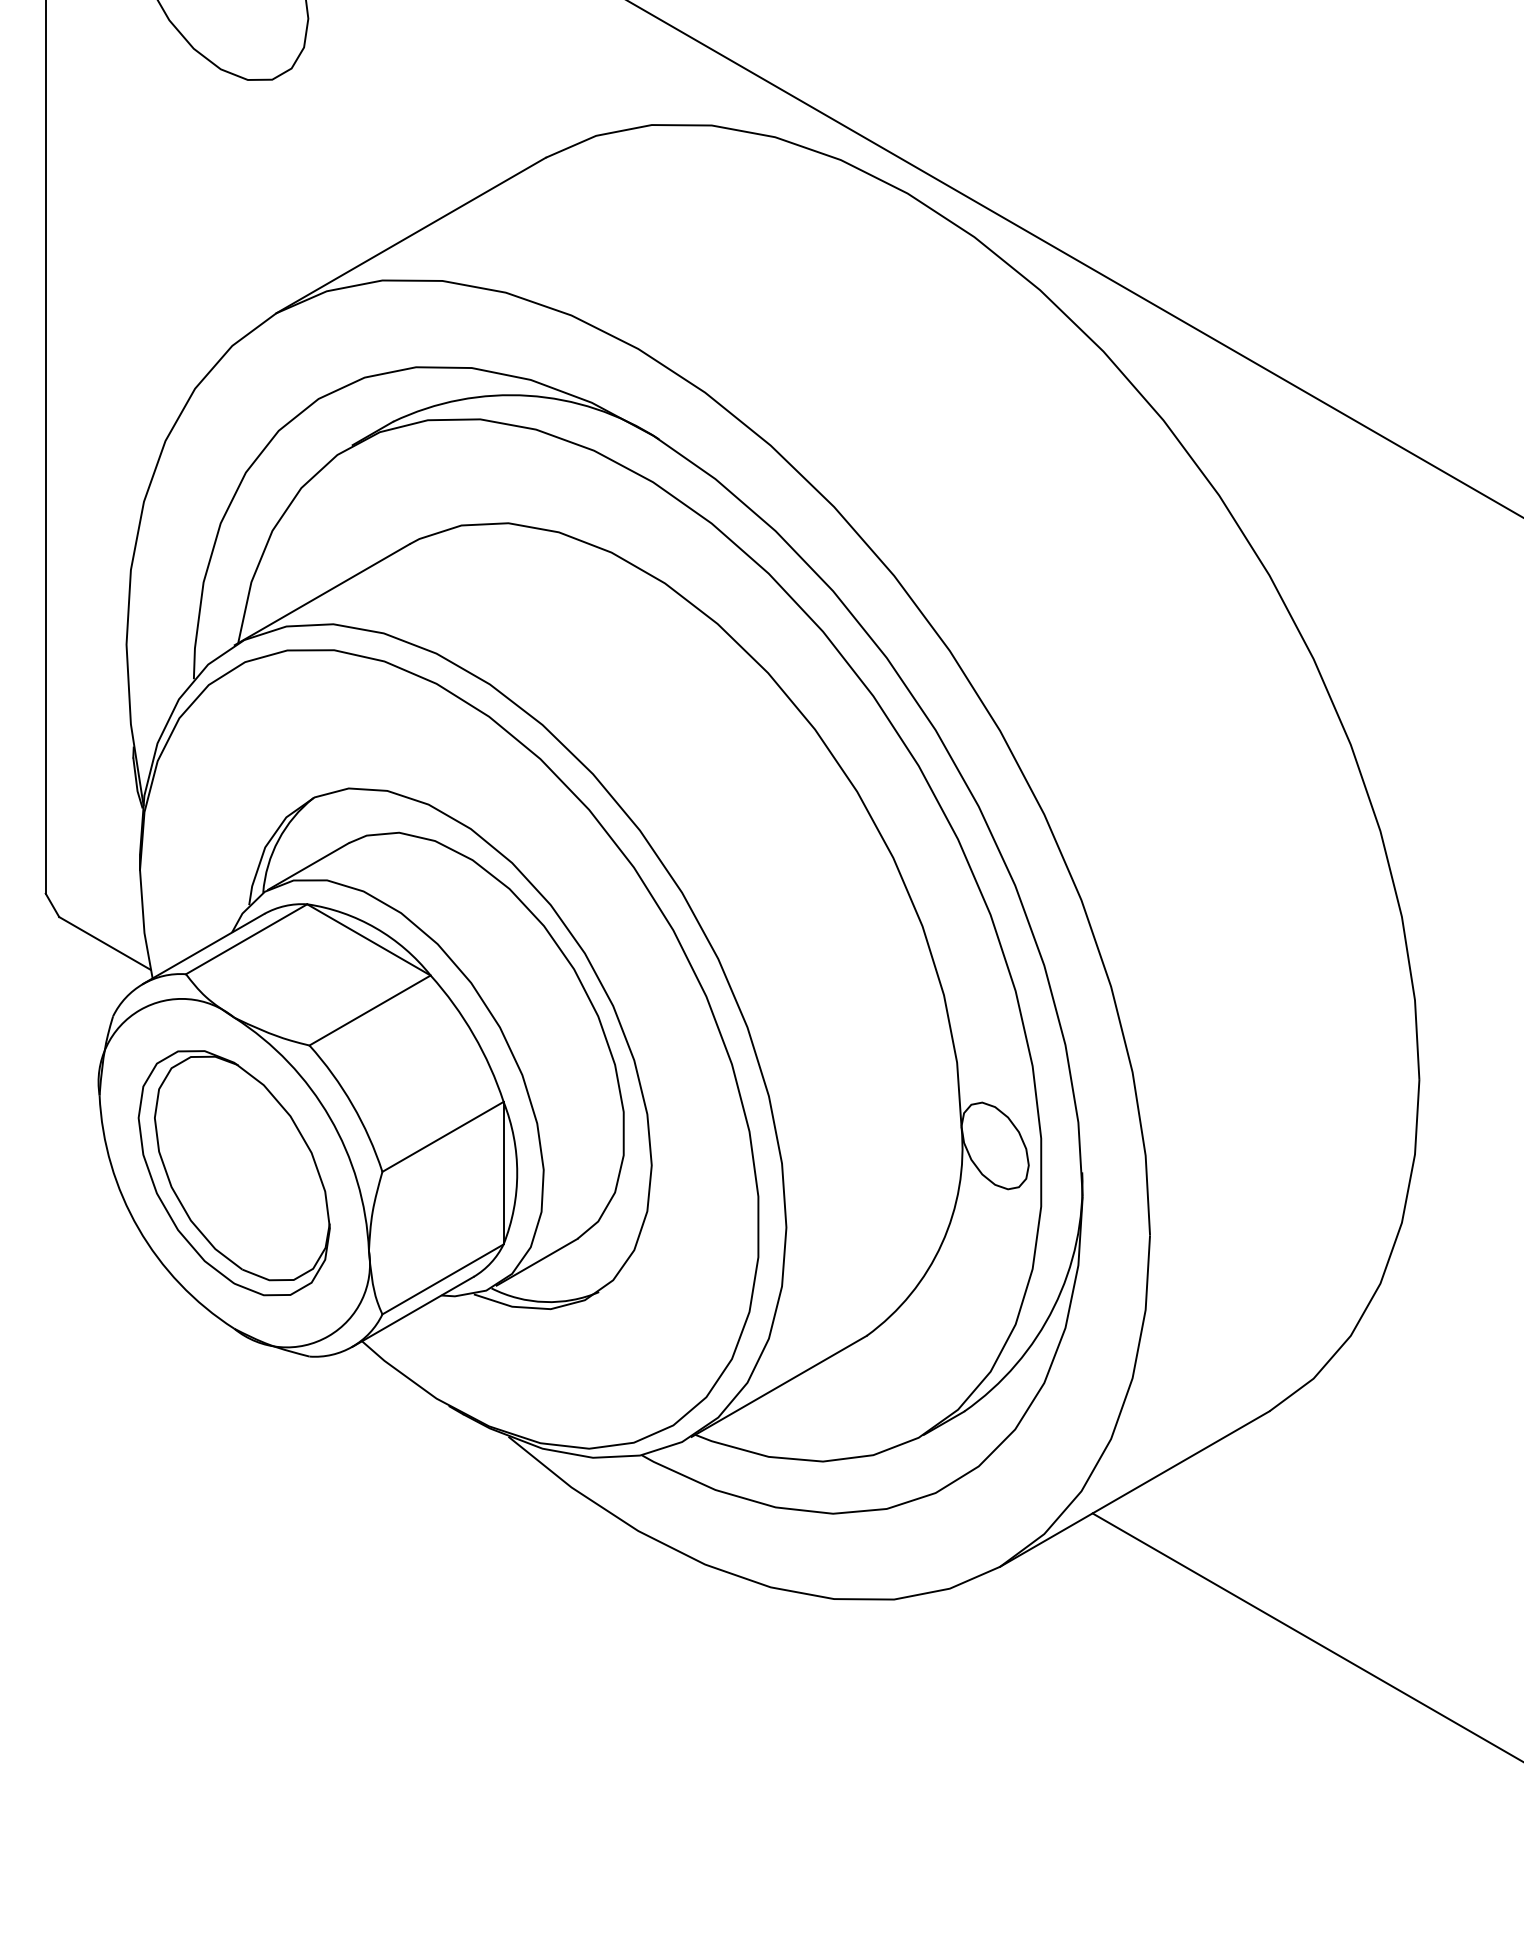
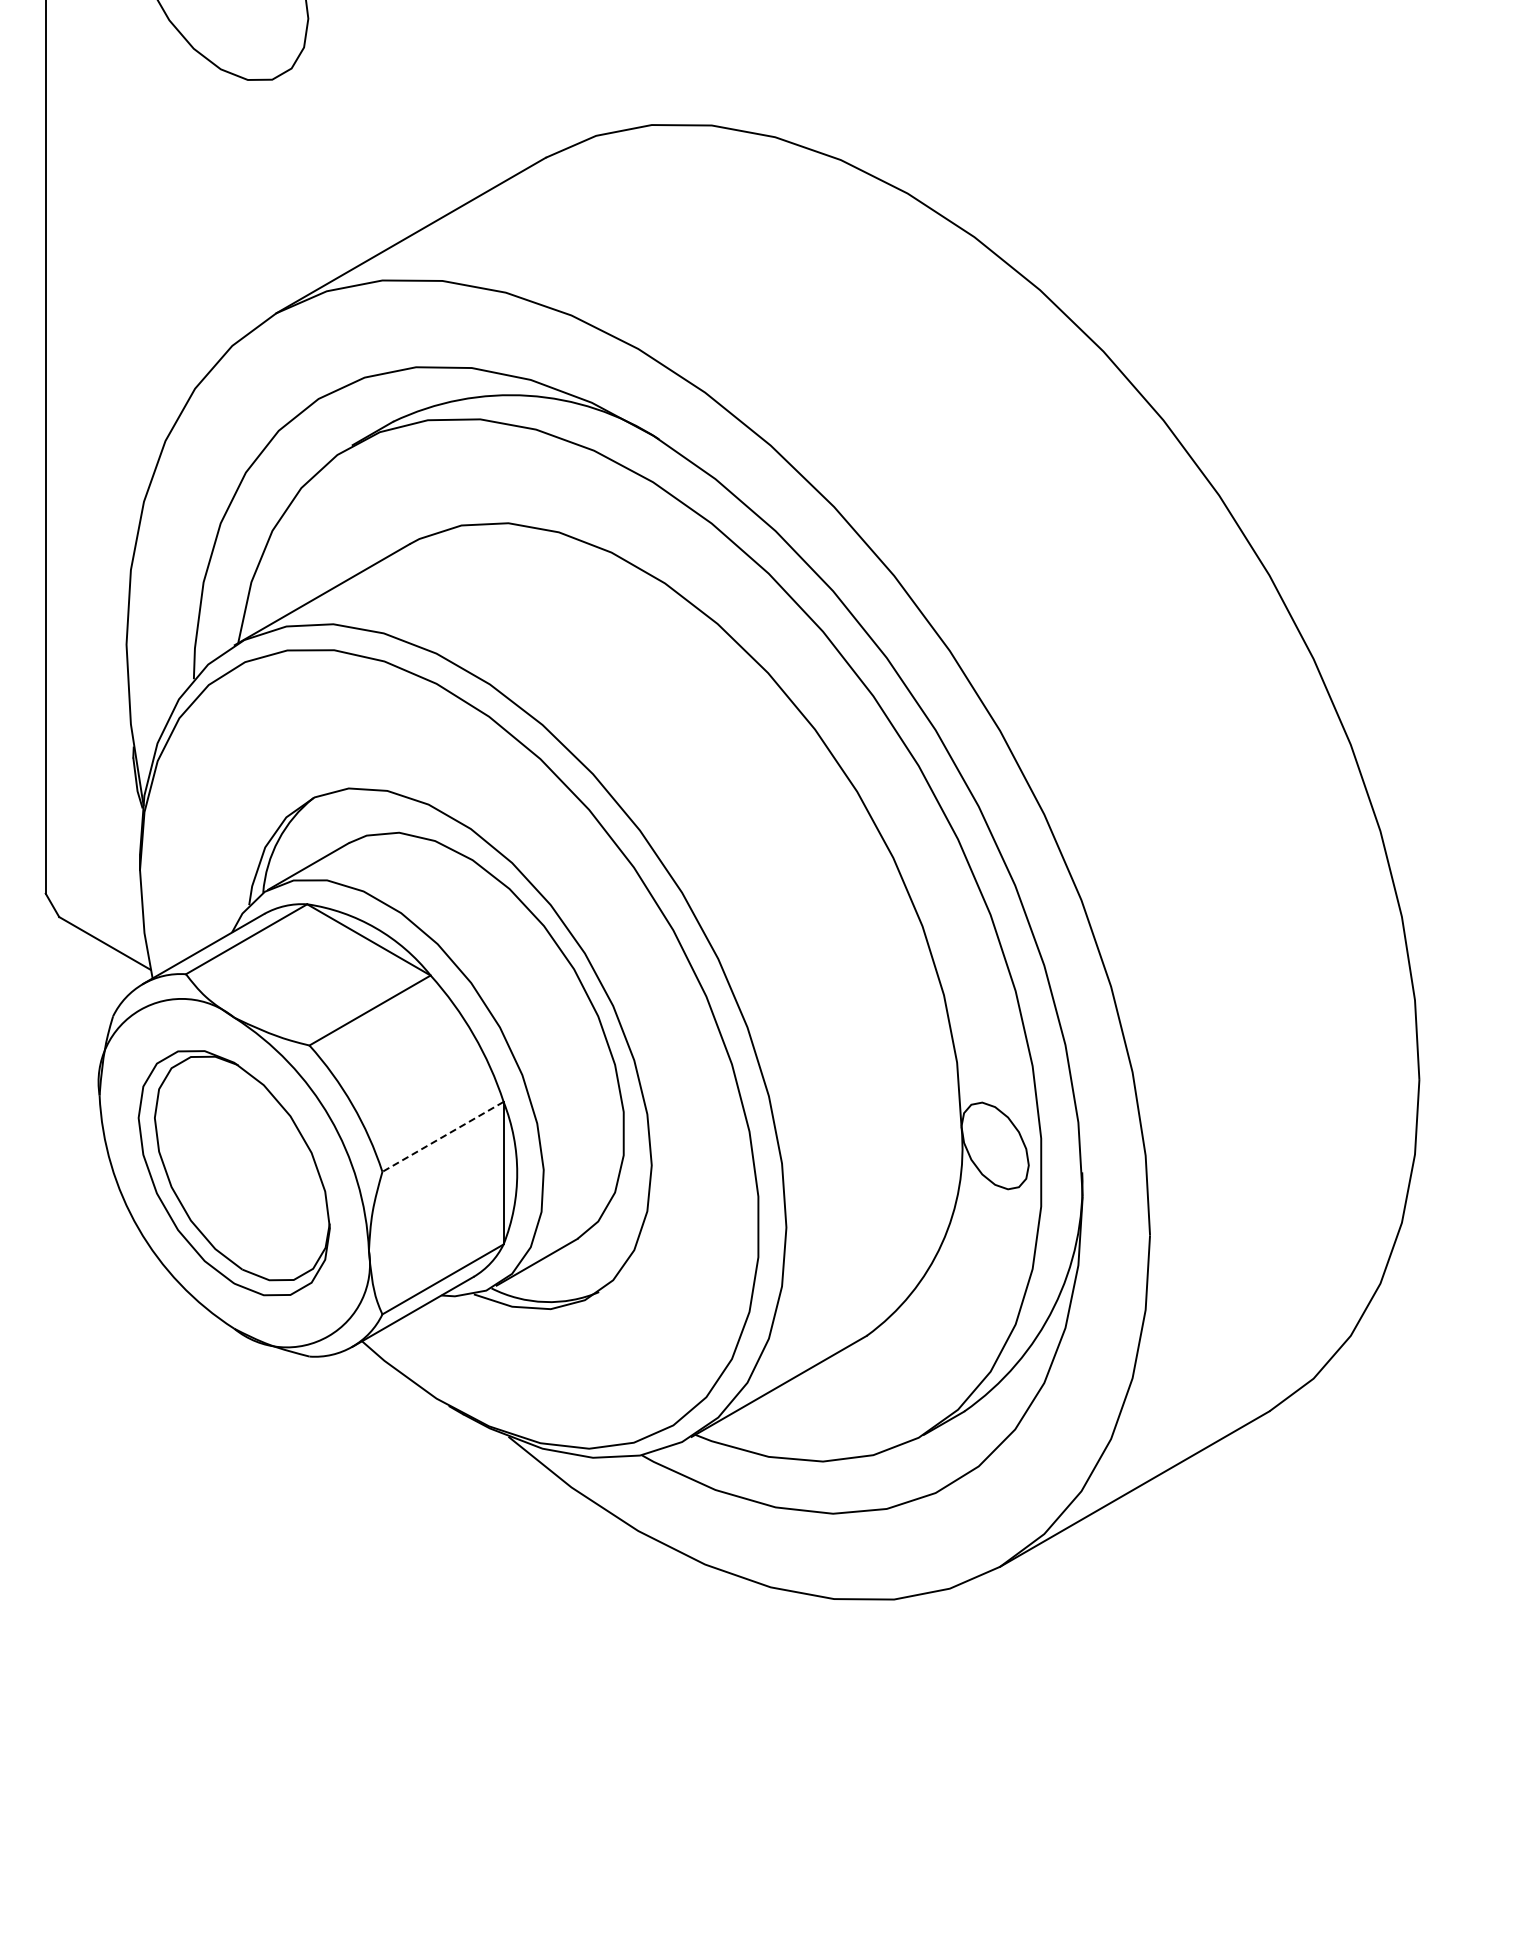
line: present -> none (1075, 259)
line: solid -> dashed (443, 1136)
line: present -> none (1306, 1636)
